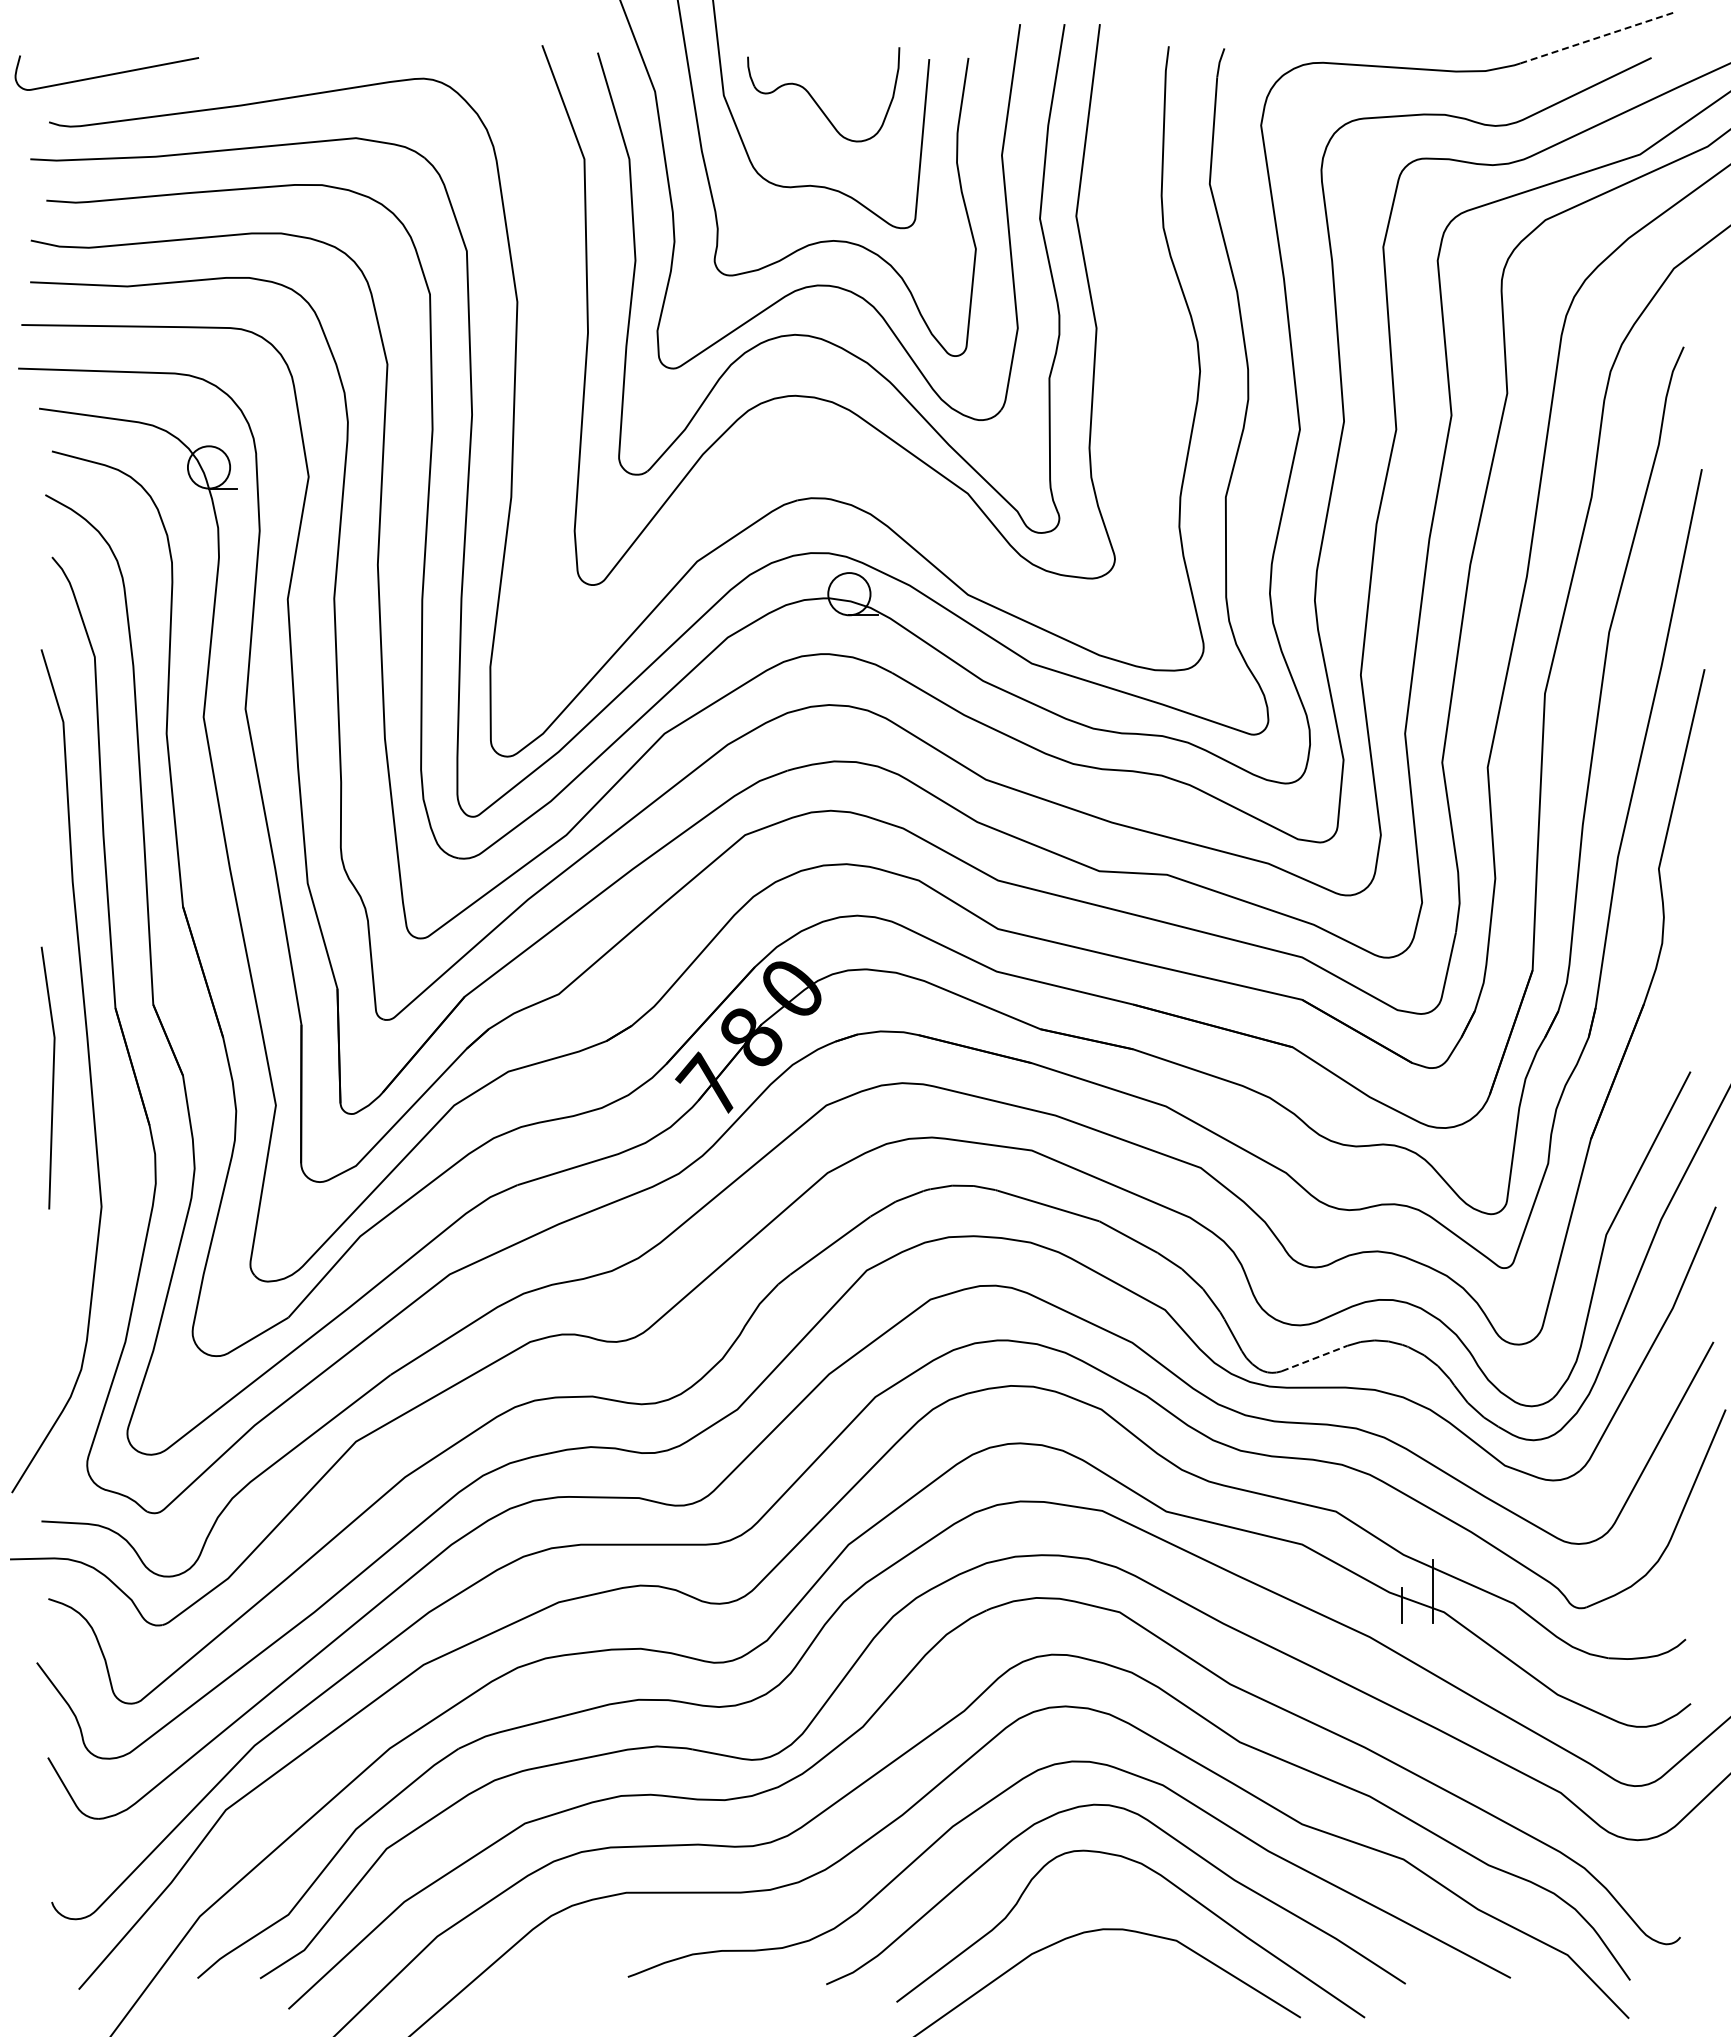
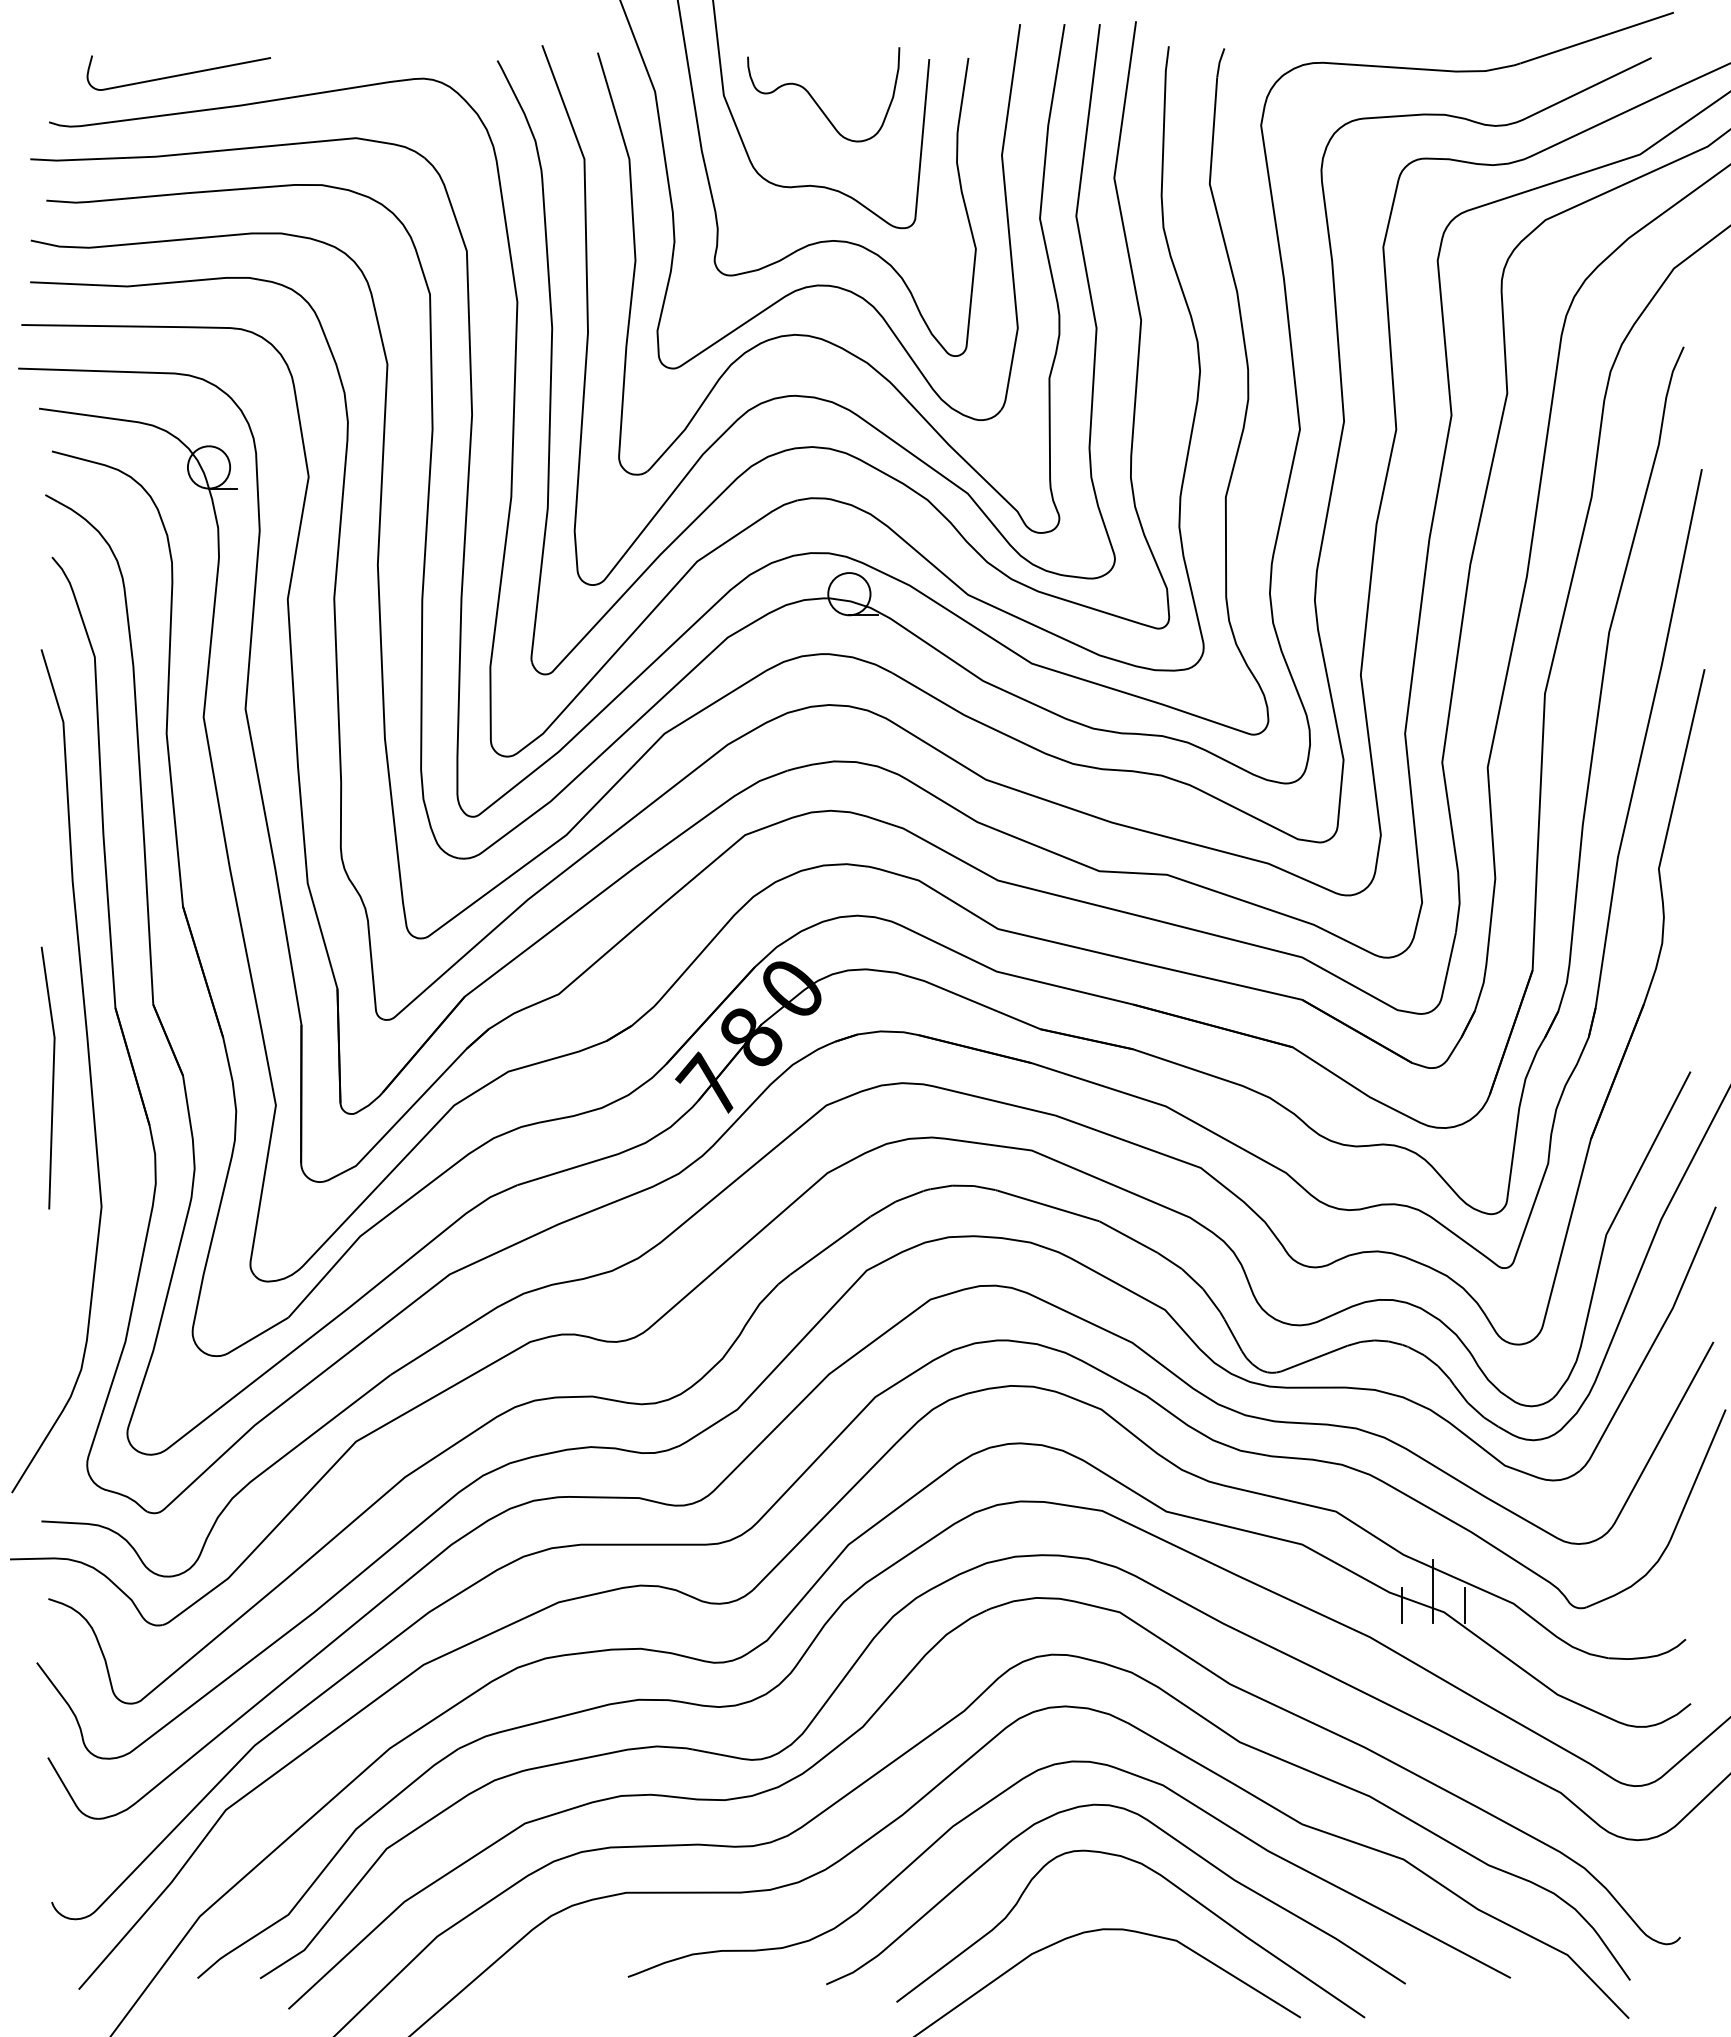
line: dashed -> solid (1597, 38)
curve position: (106, 74) -> (178, 74) (178, 74)
part: none -> present (820, 446)
line: dashed -> solid (1315, 1358)
line: none -> present (1465, 1605)
